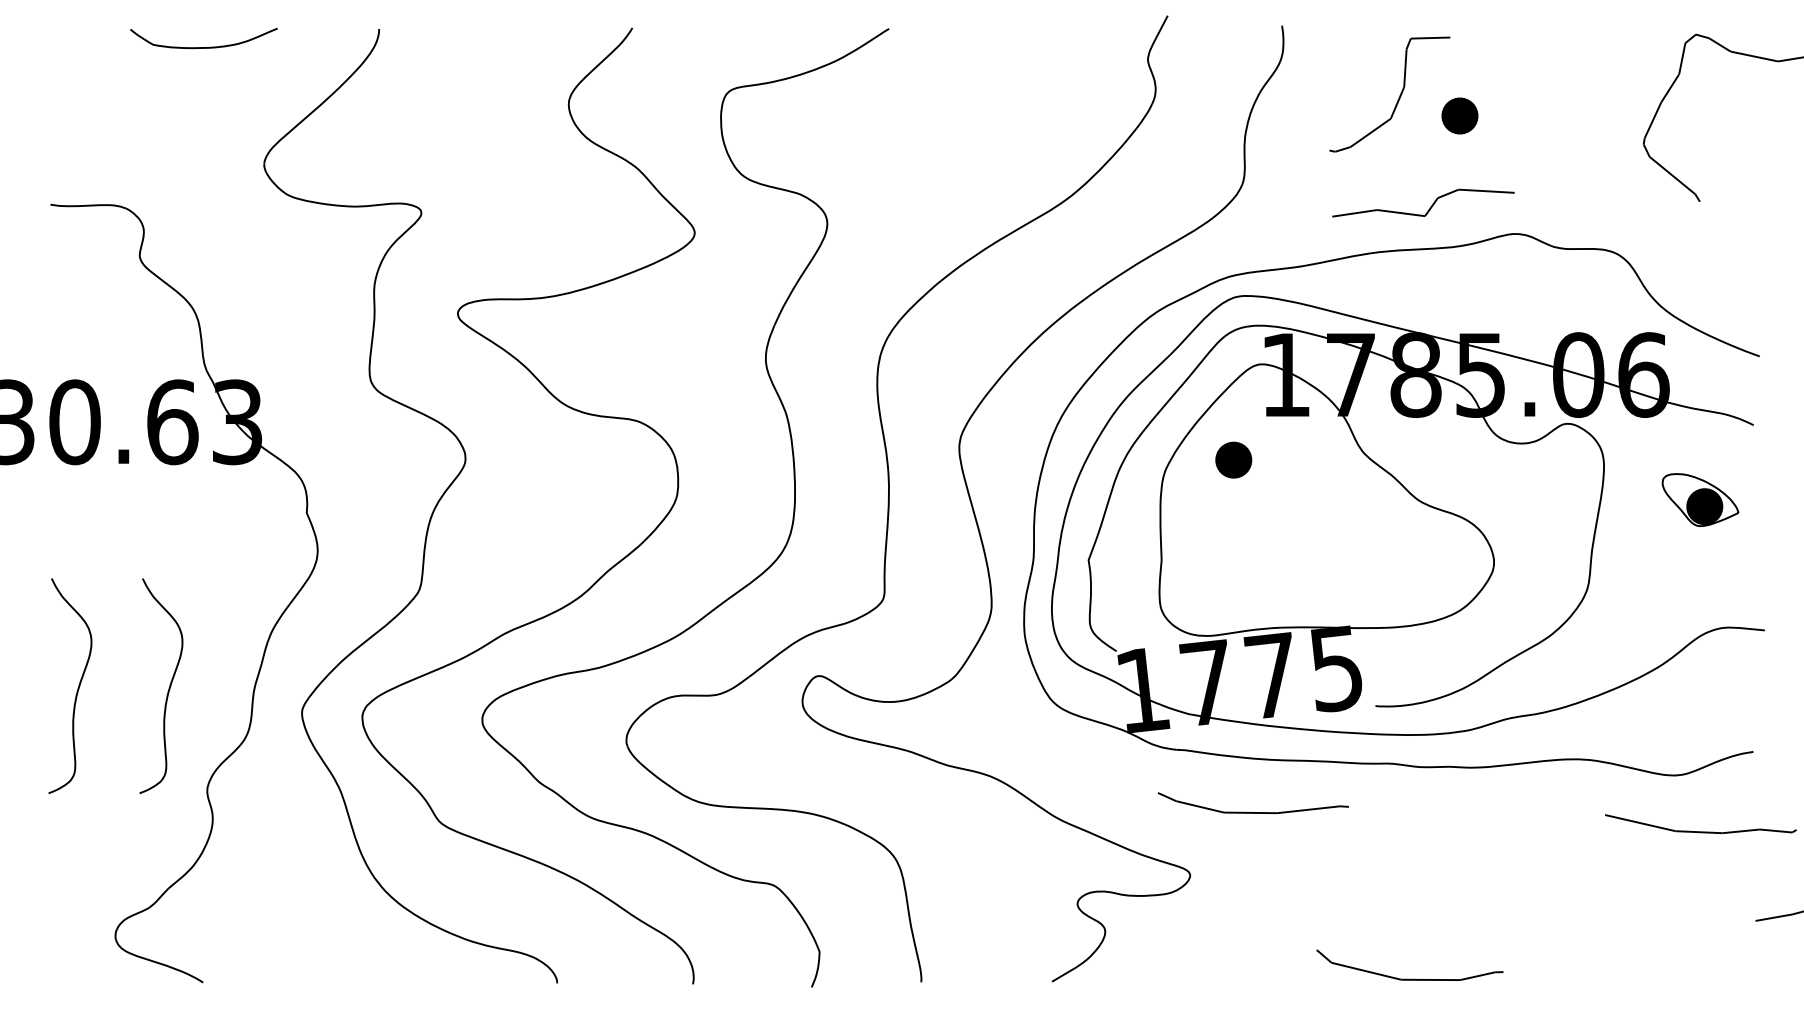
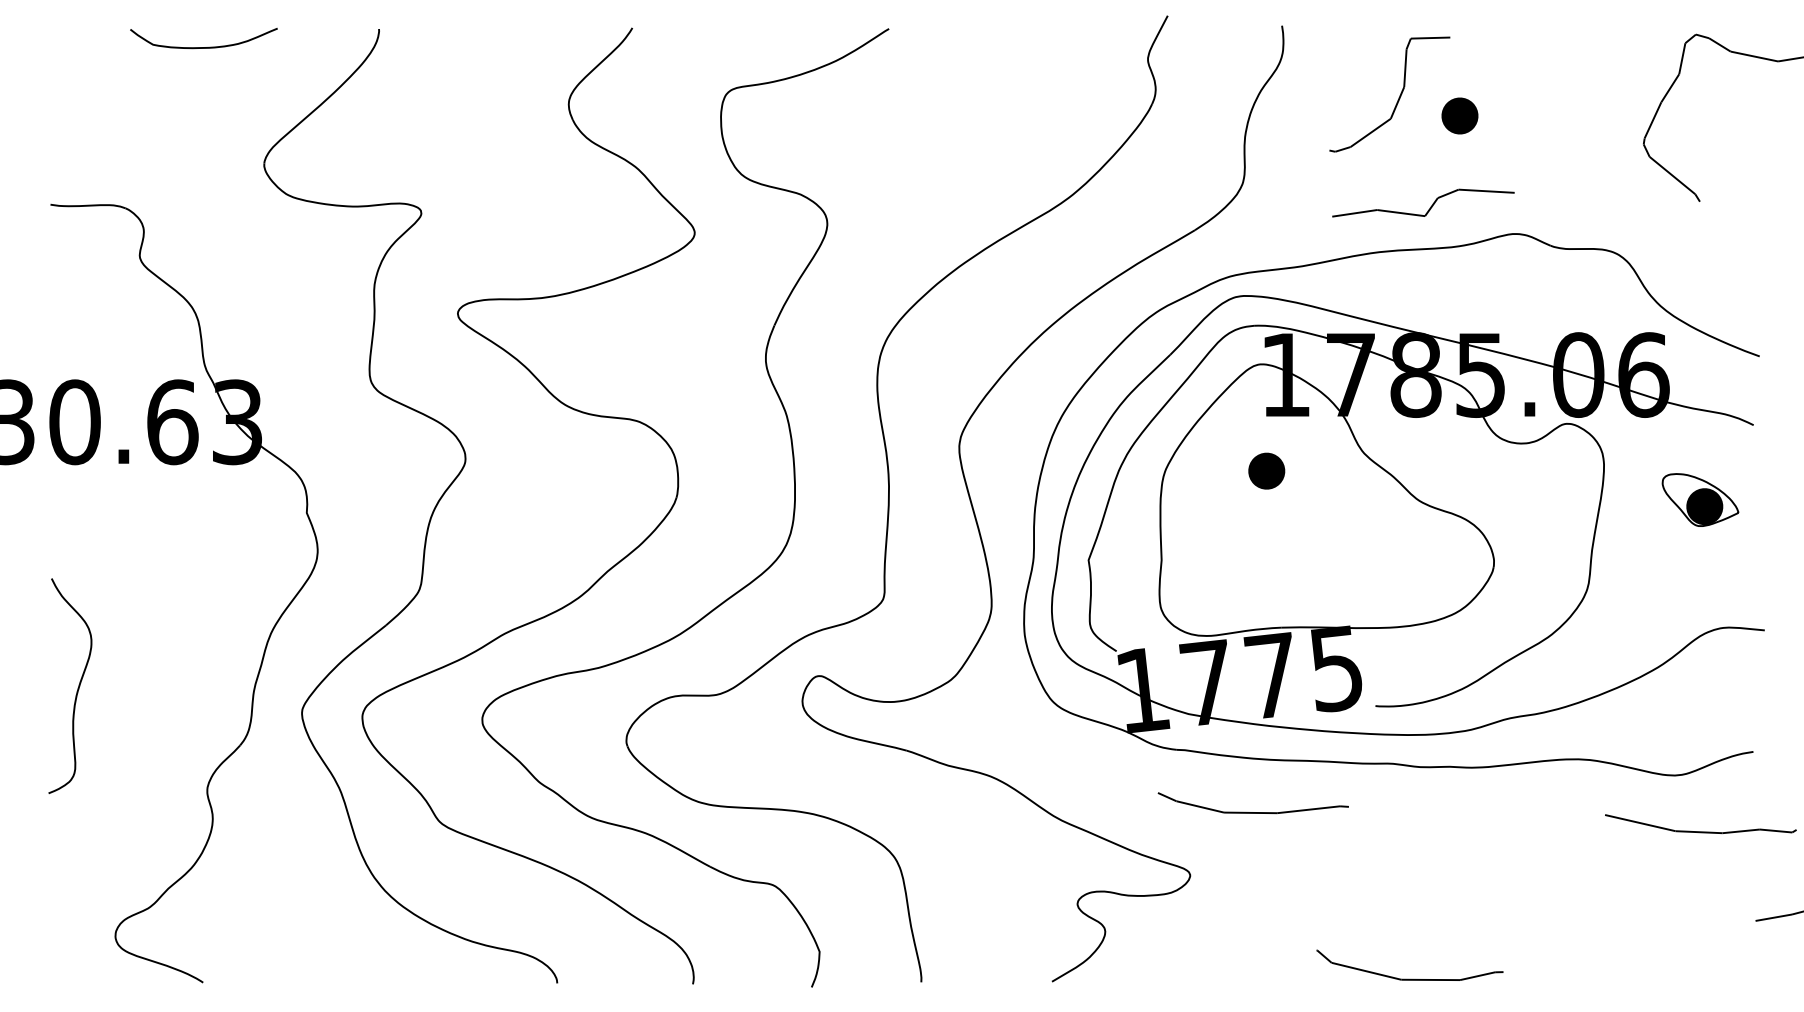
part position: (1233, 459) -> (1266, 470) (1266, 470)
curve: present -> none (168, 688)
